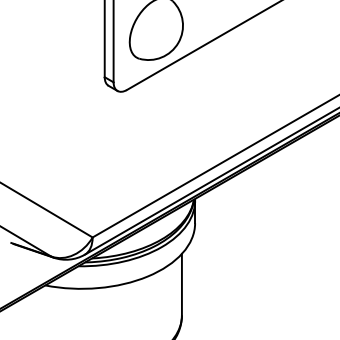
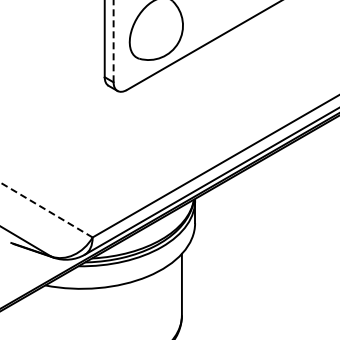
line: solid -> dashed (113, 41)
line: solid -> dashed (46, 209)
